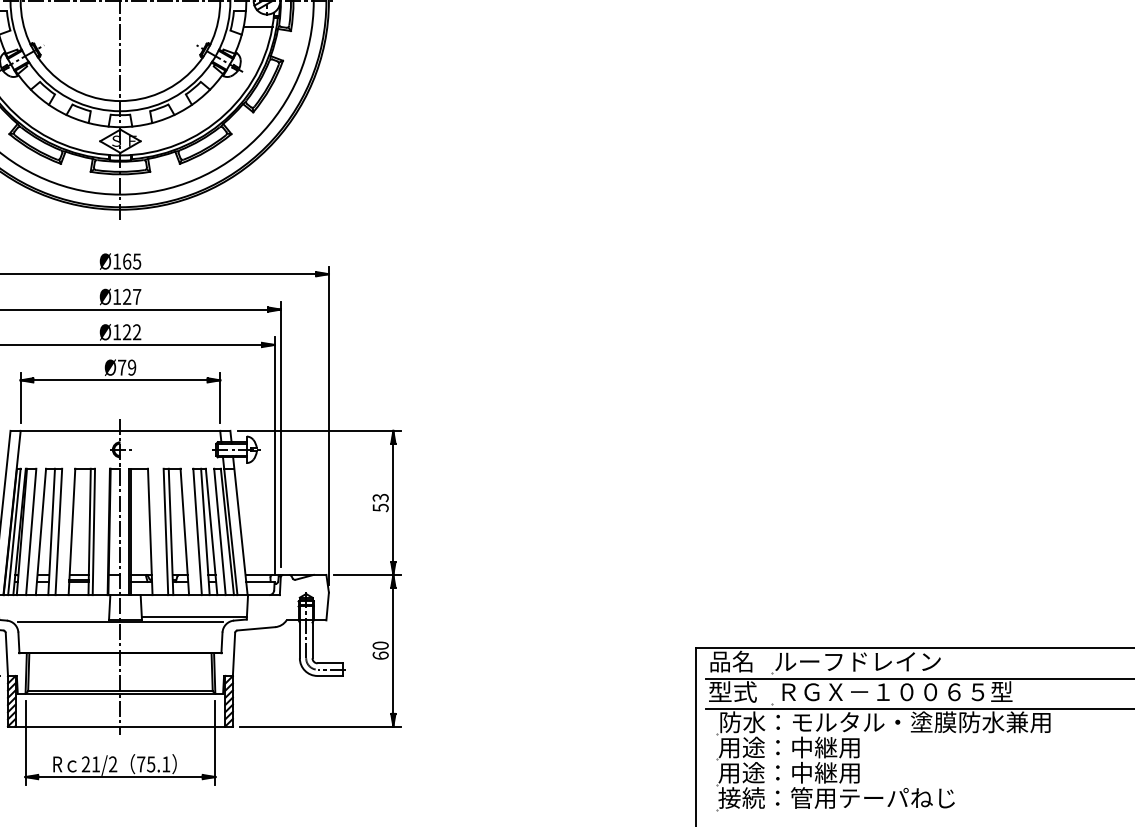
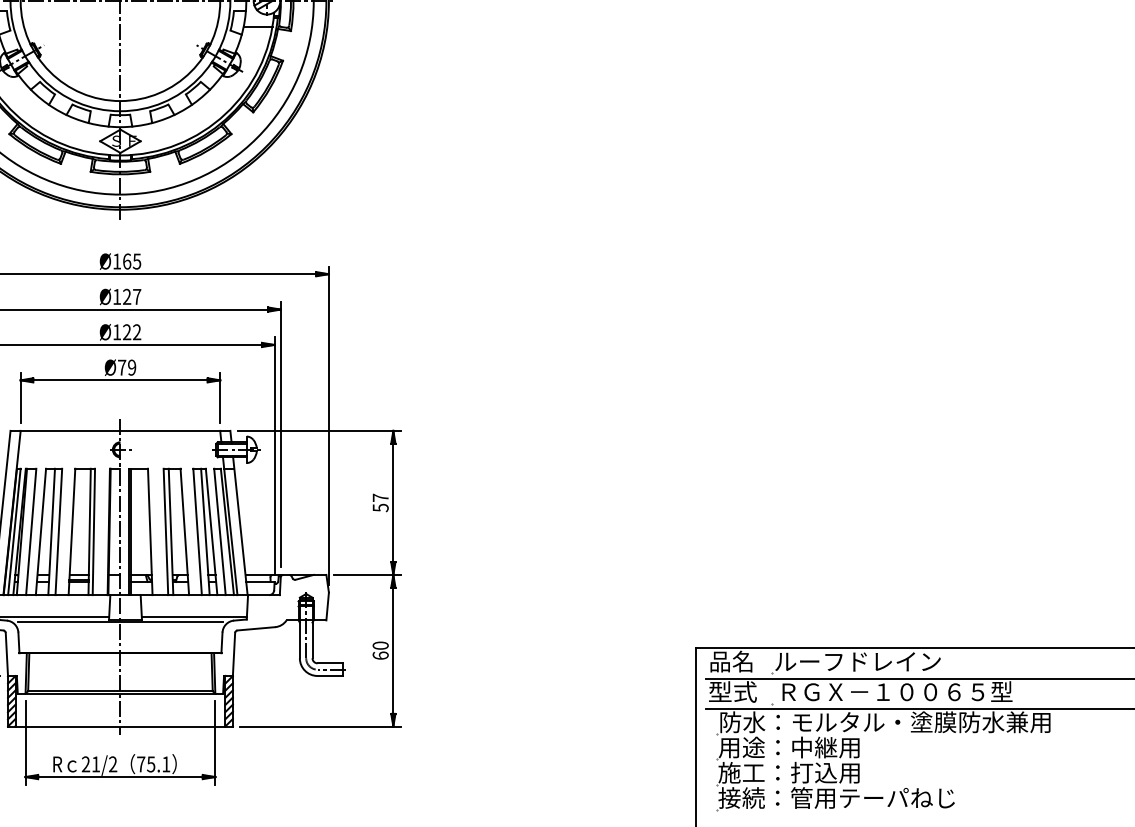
text: 53 -> 57 (380, 497)
line: none -> present (55, 616)
text: 用途：中継用 -> 施工：打込用 (777, 772)
